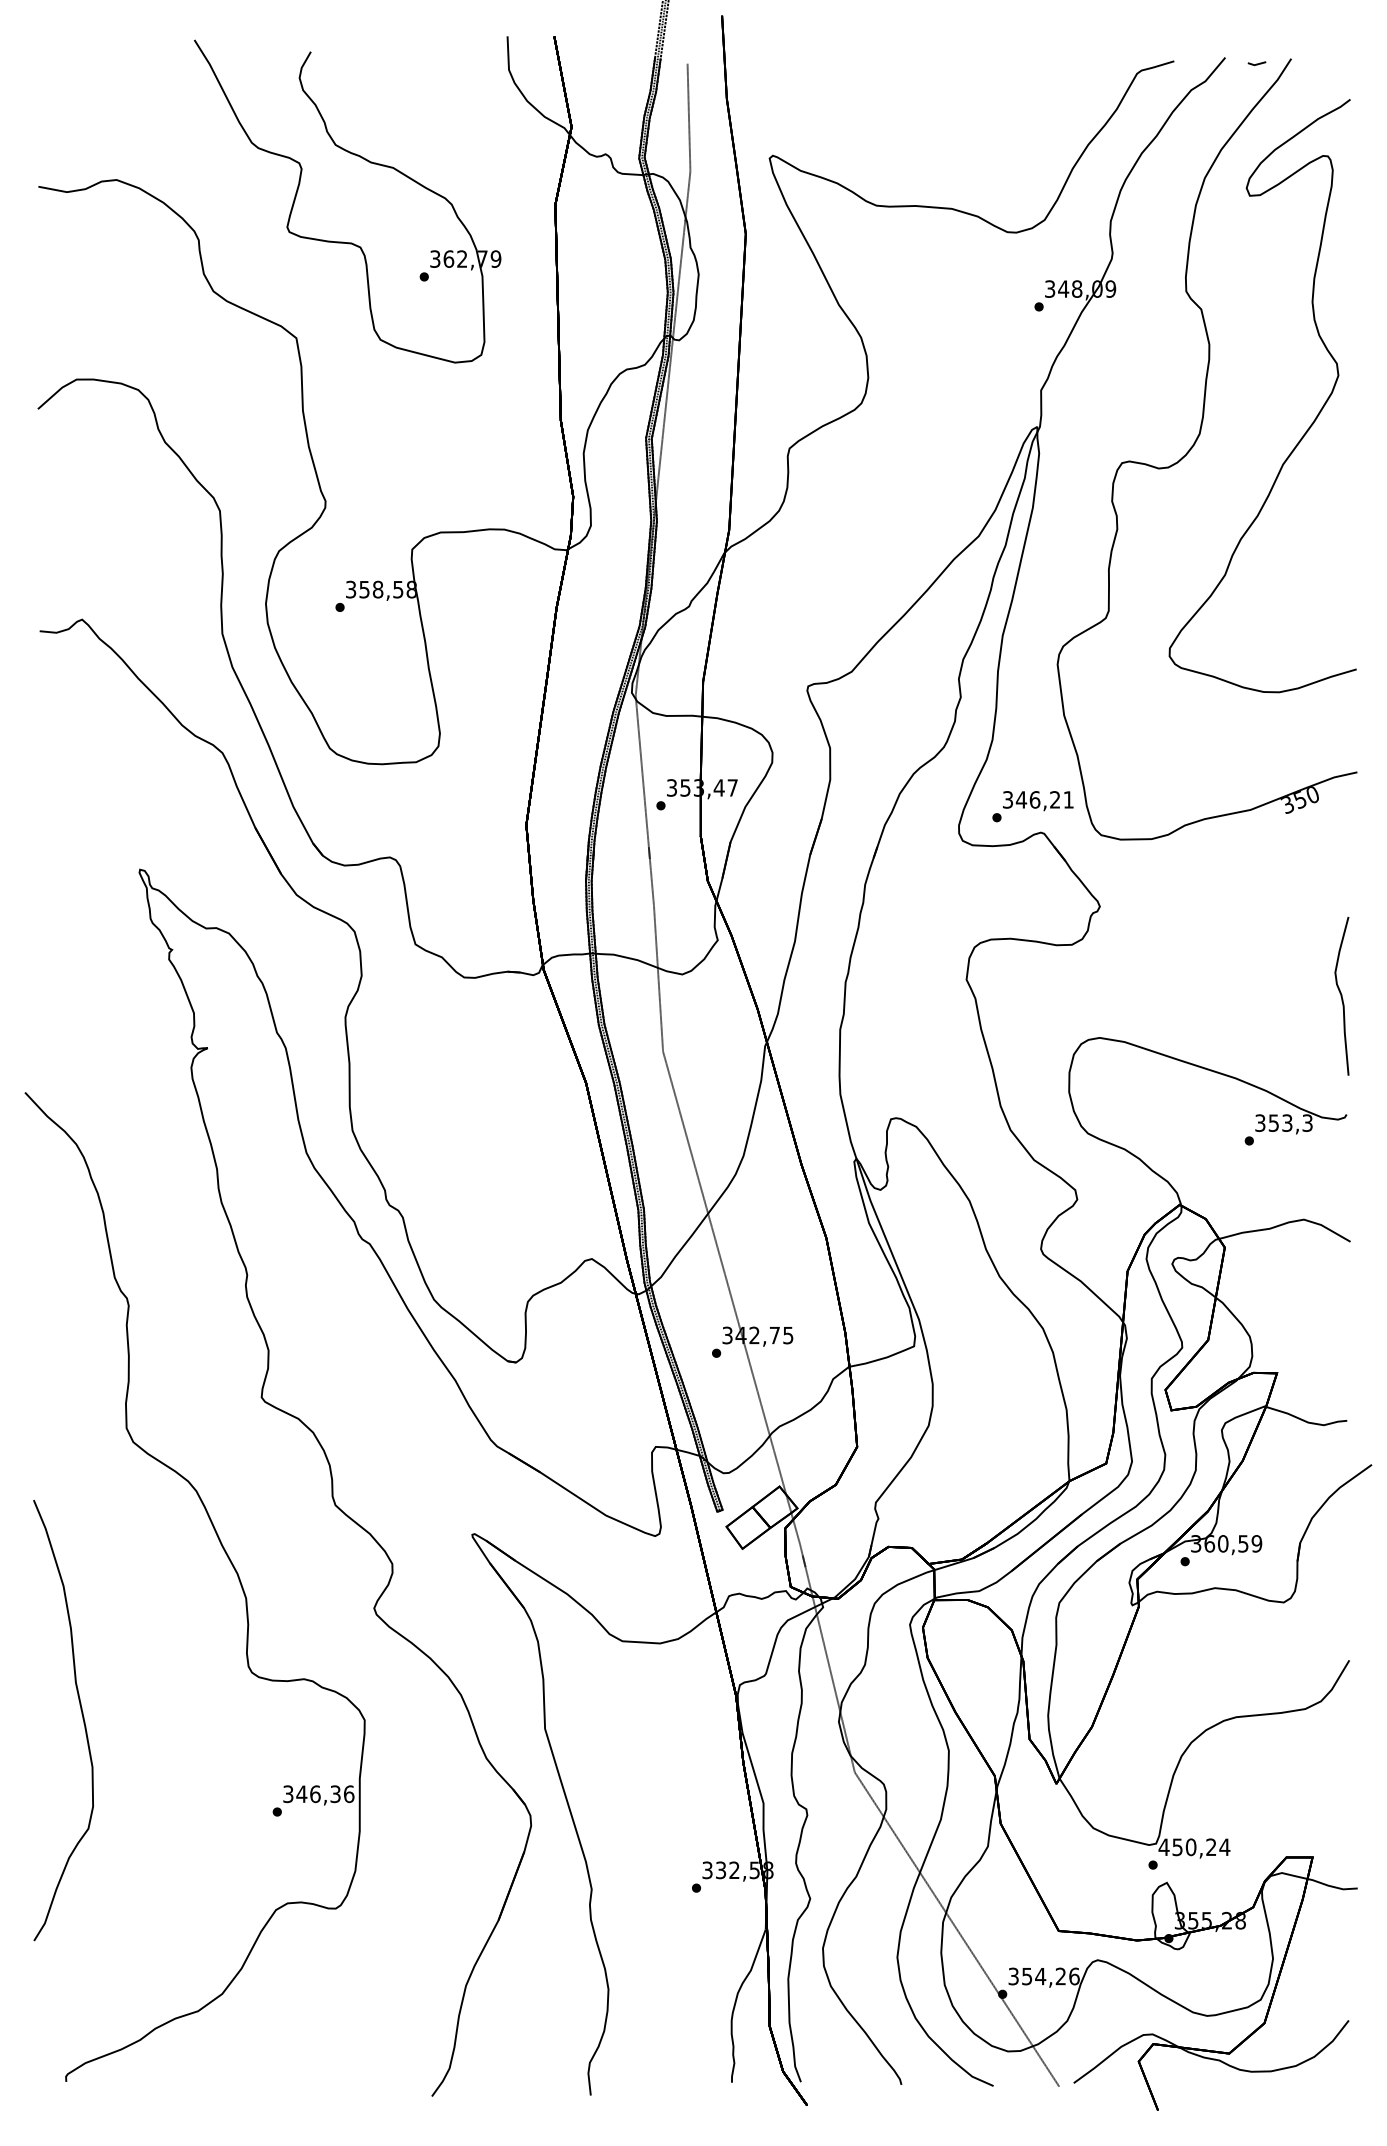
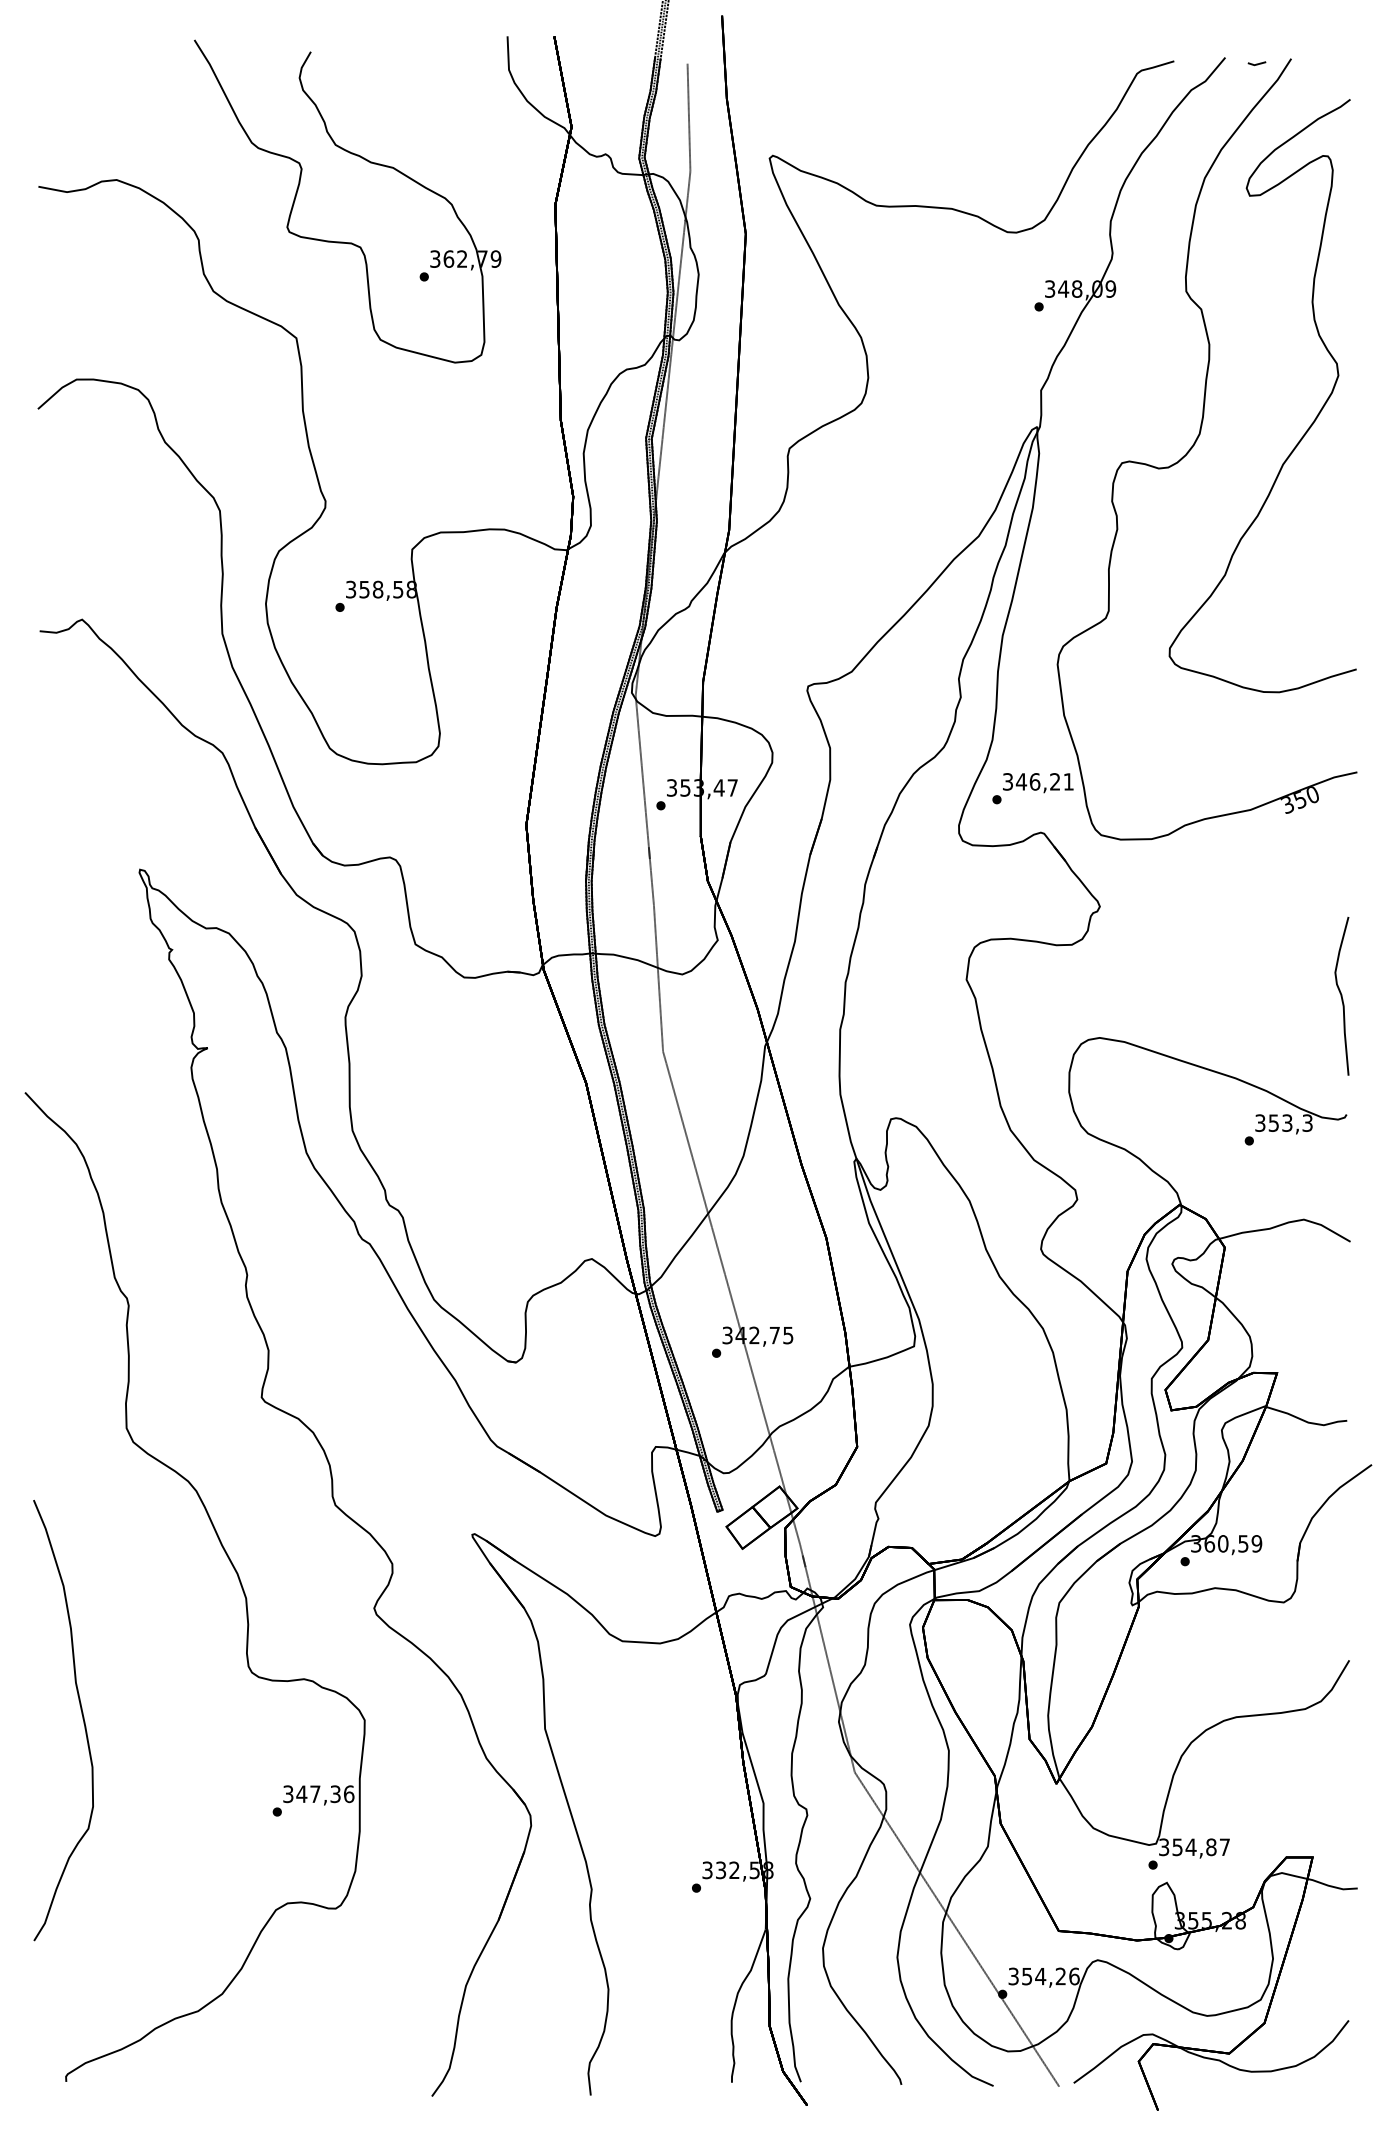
text position: (1032, 806) -> (1032, 788) (1032, 788)
text: 346,36 -> 347,36 (315, 1794)
text: 450,24 -> 354,87 (1194, 1847)
